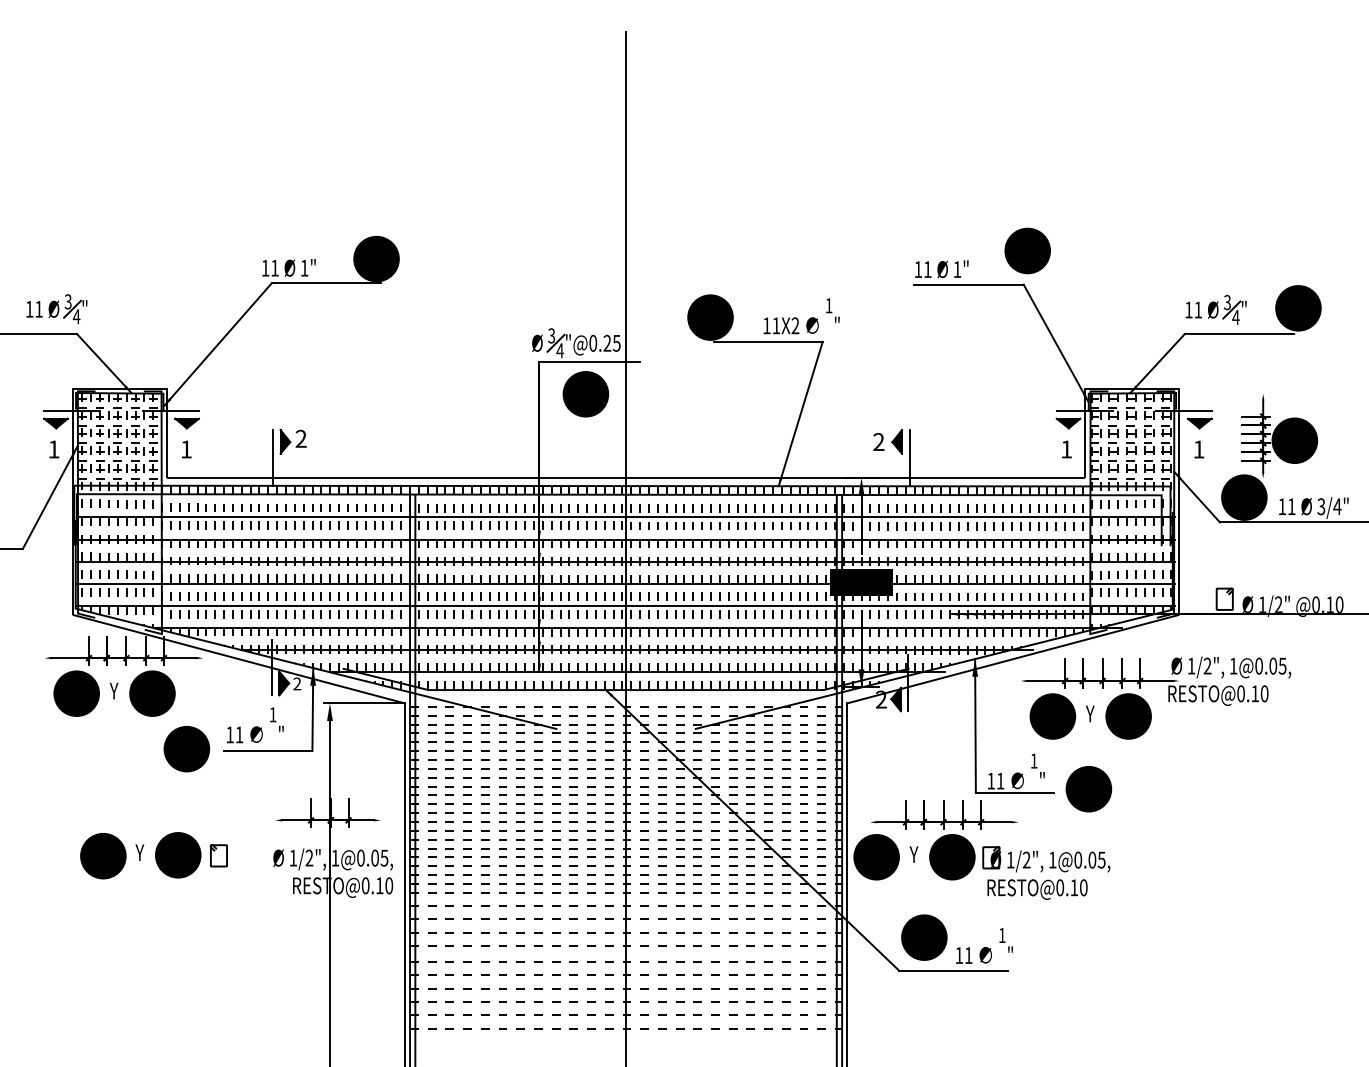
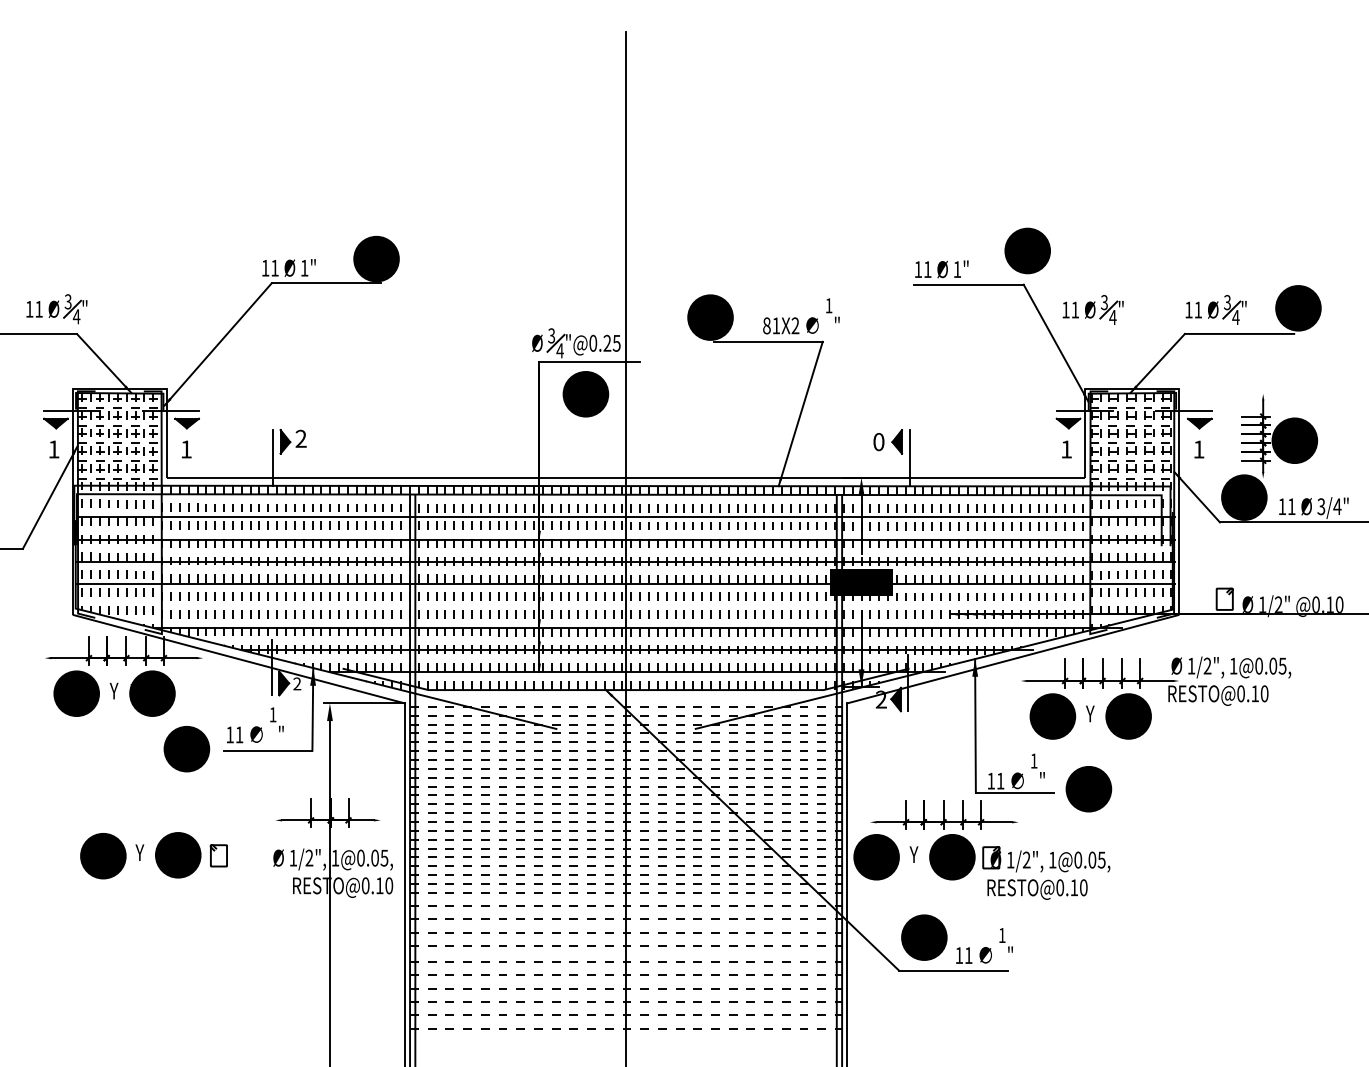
part: none -> present (1092, 309)
text: 11X2 -> 81X2 (766, 325)
text: 2 -> 0 (878, 442)
line: present -> none (625, 605)
